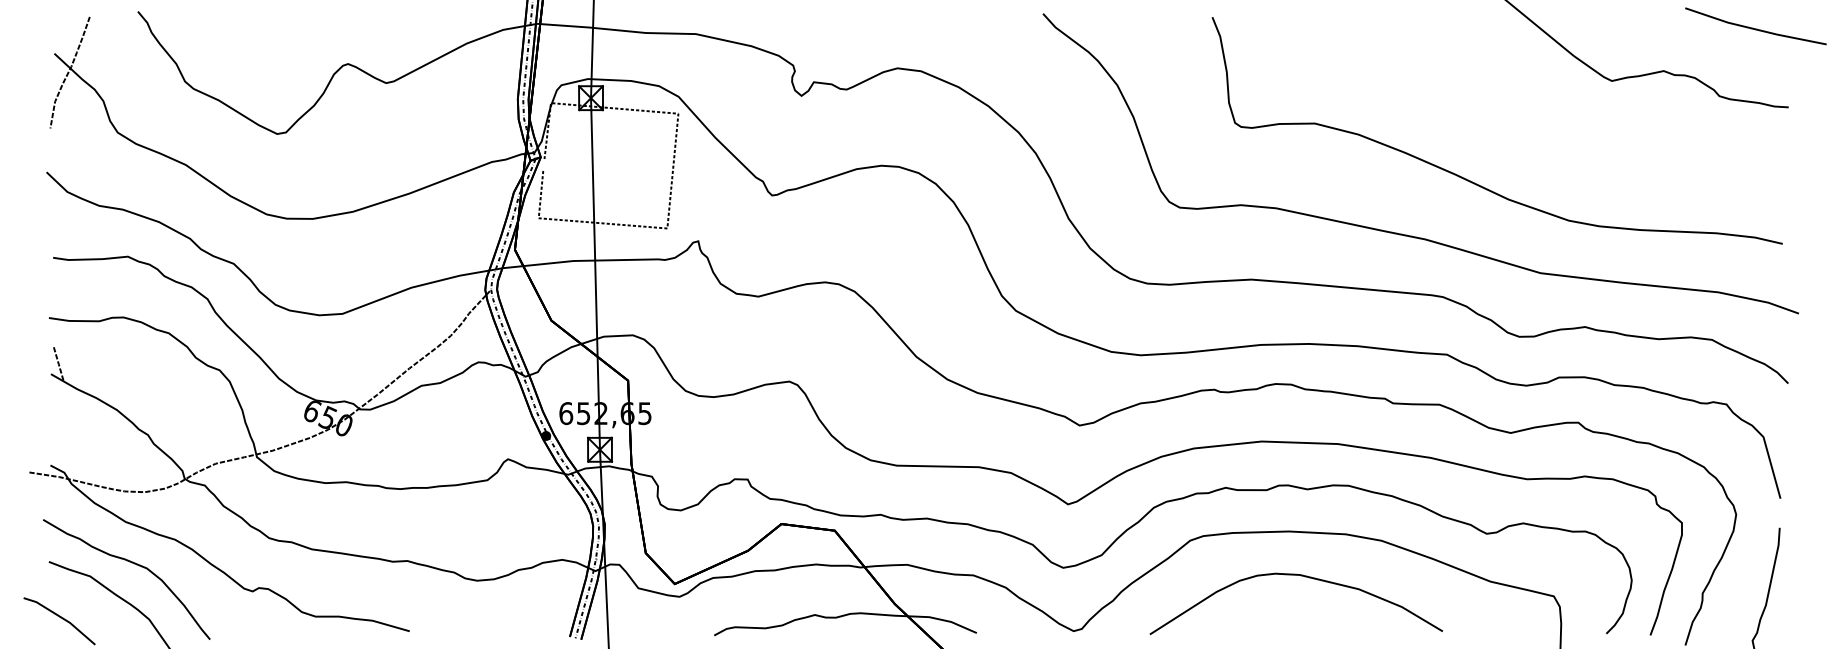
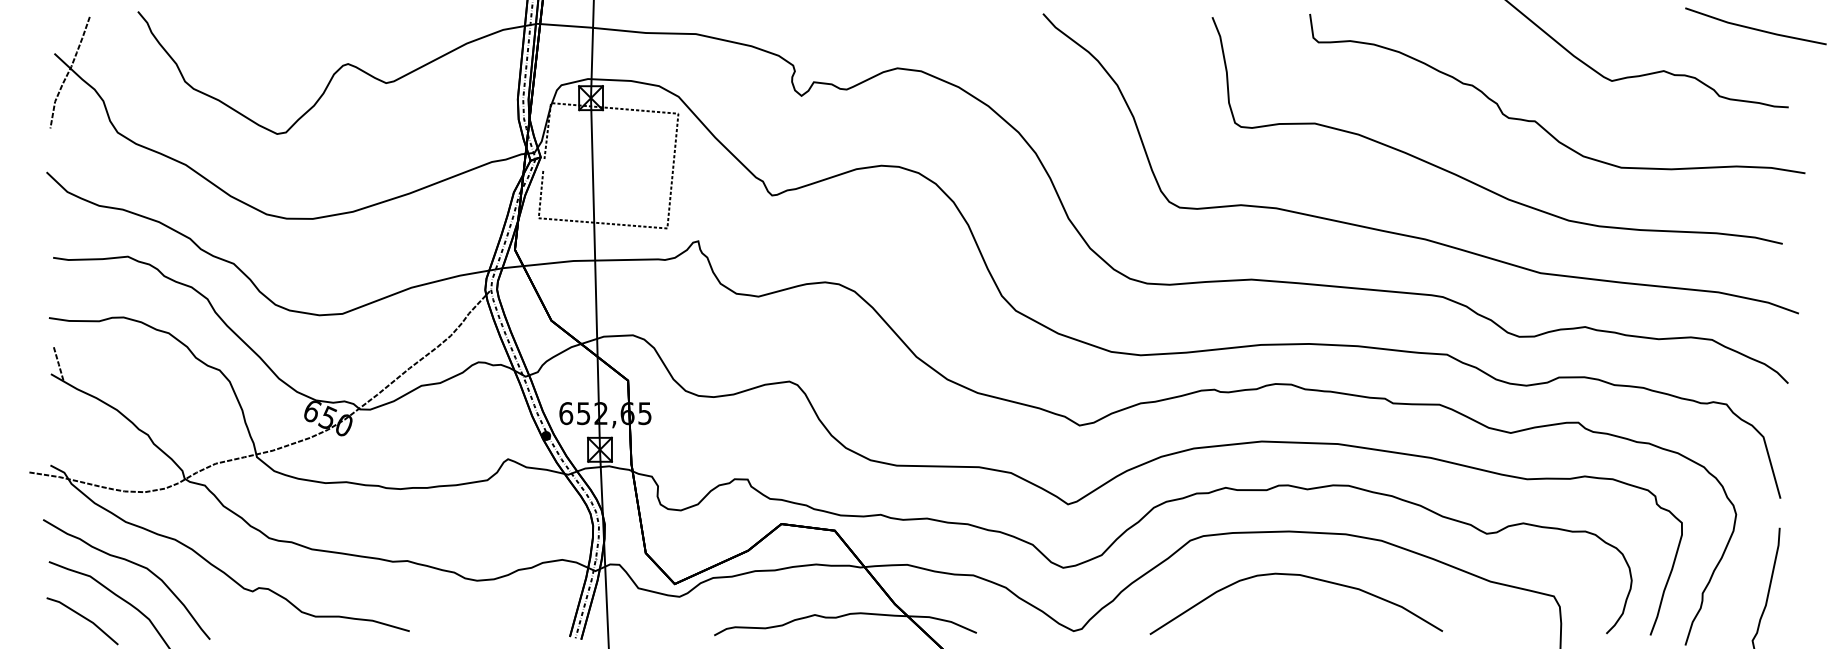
curve: none -> present (1538, 122)
line position: (60, 618) -> (83, 618) (83, 618)
